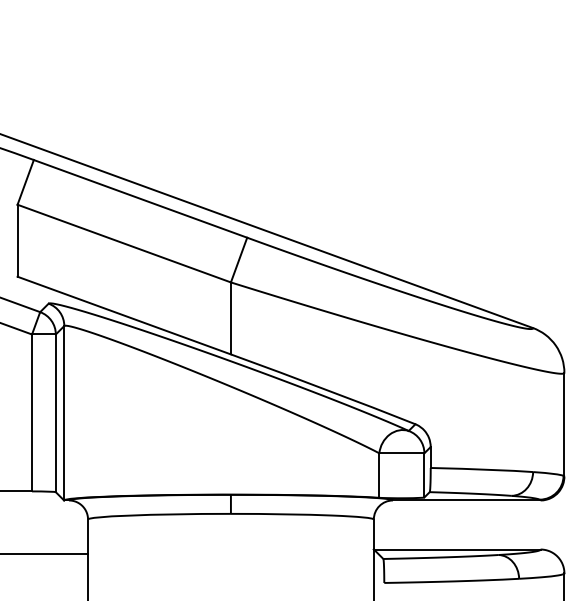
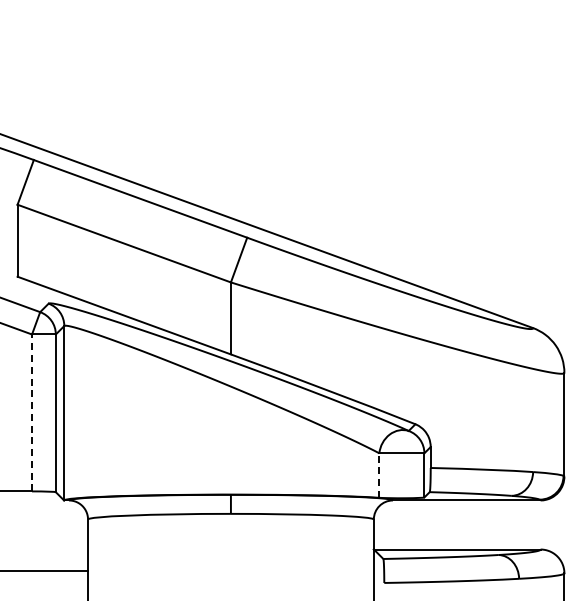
line: solid -> dashed (32, 412)
line: solid -> dashed (379, 475)
line position: (45, 553) -> (45, 570) (45, 570)
